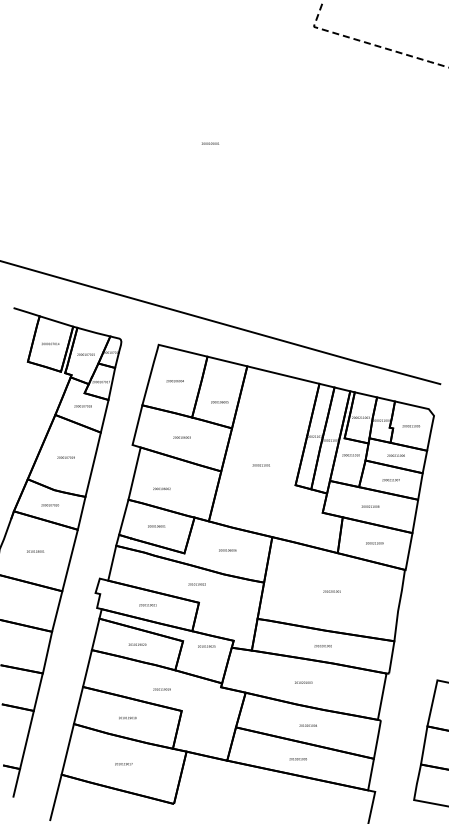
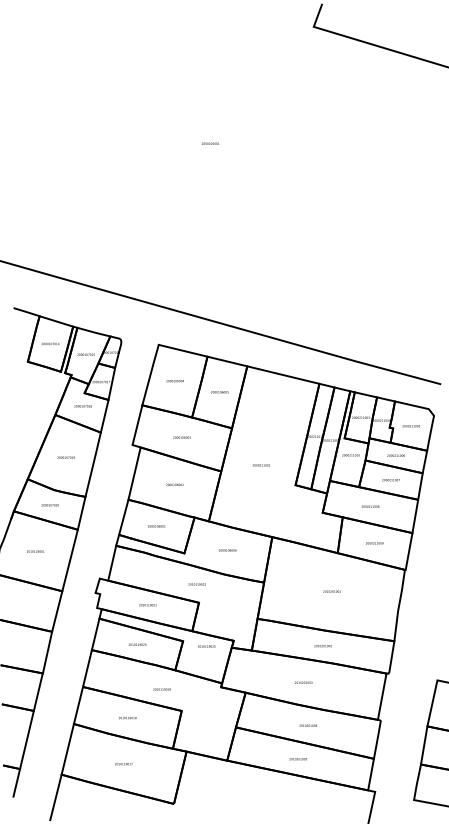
line: dashed -> solid (369, 43)
text position: (219, 402) -> (219, 392) (219, 392)
text position: (161, 488) -> (174, 484) (174, 484)
